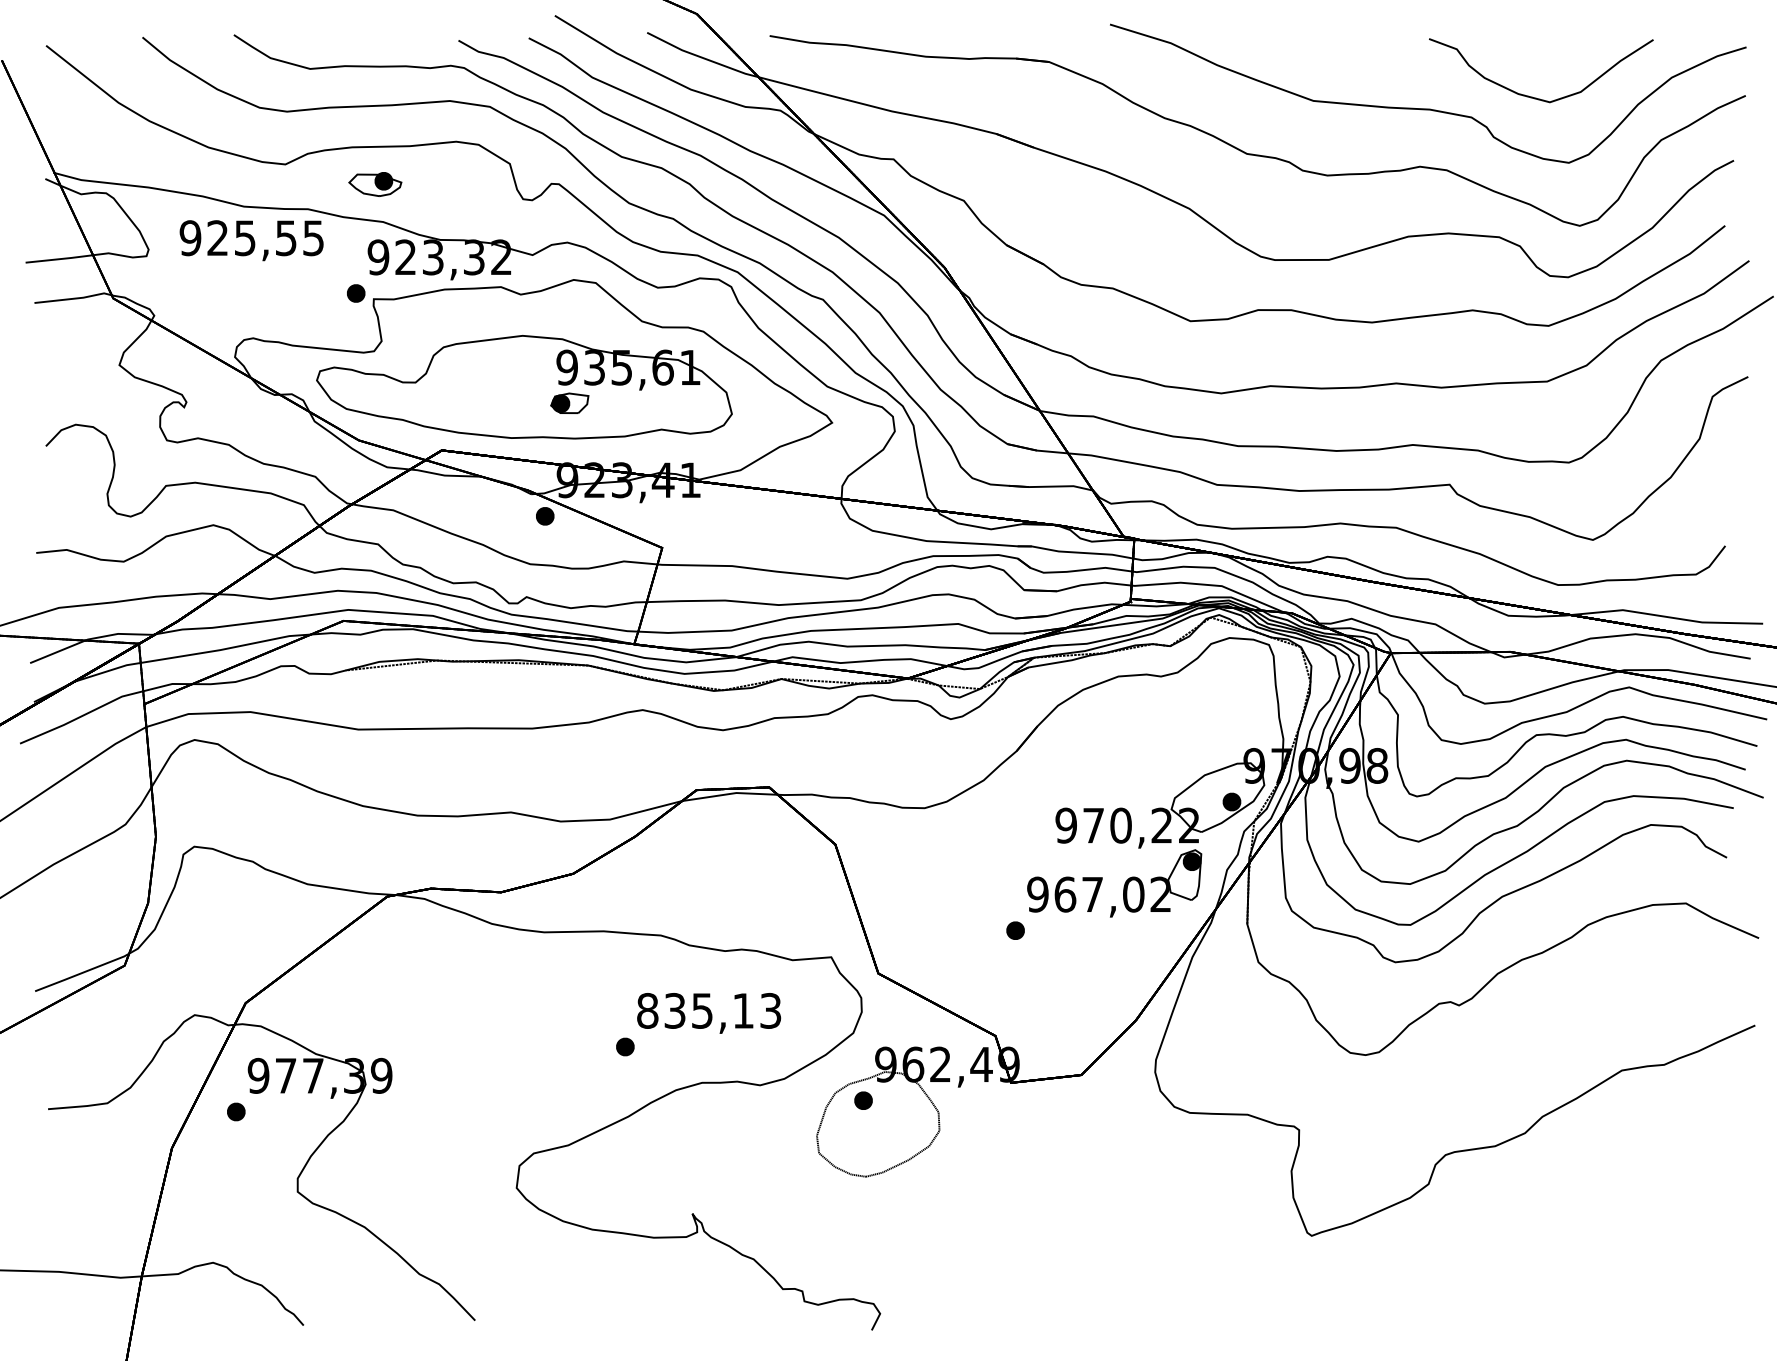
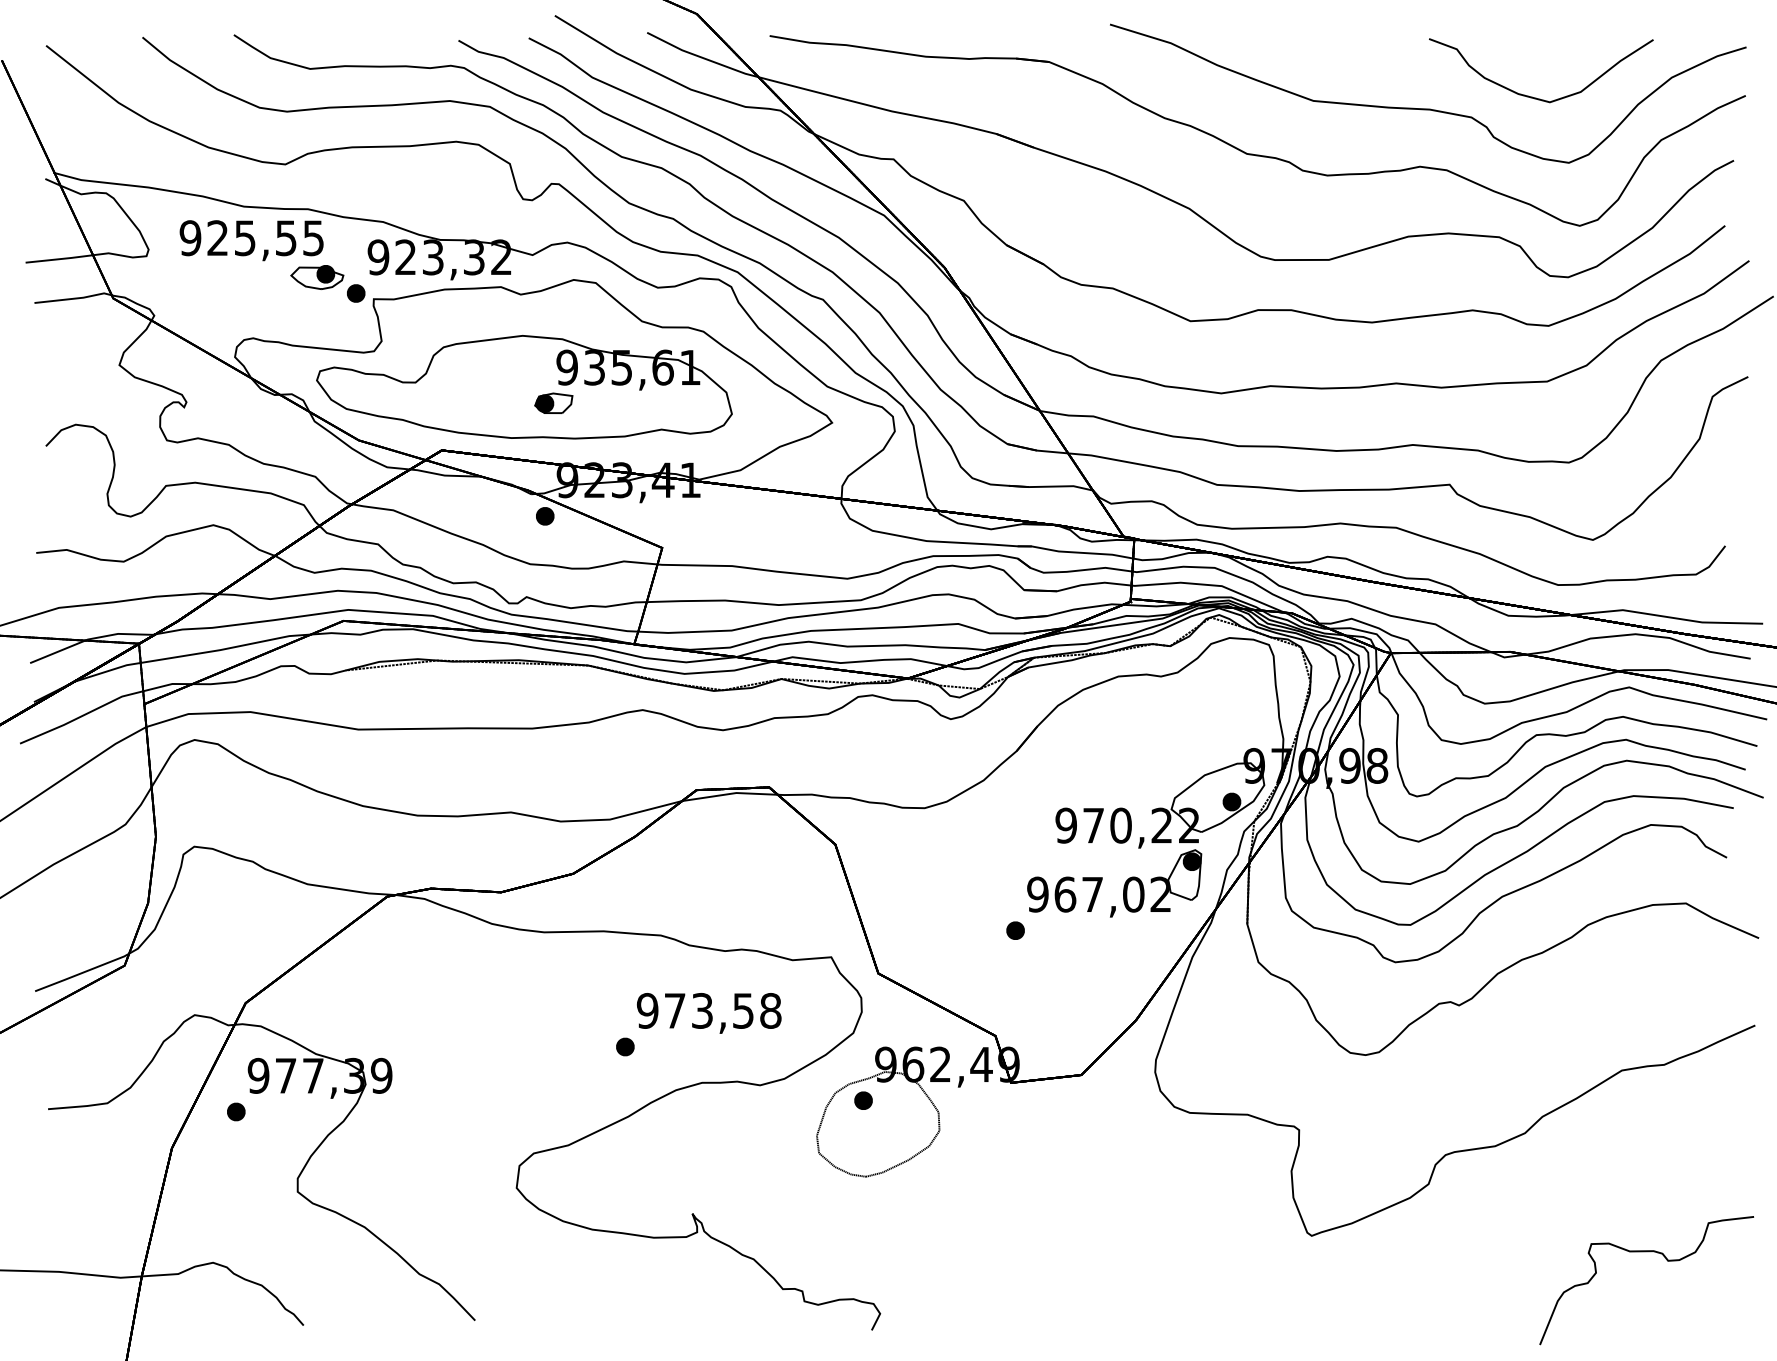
part position: (375, 184) -> (317, 277) (317, 277)
part position: (569, 402) -> (553, 402) (553, 402)
text: 835,13 -> 973,58 (708, 1010)
curve: none -> present (1646, 1252)
